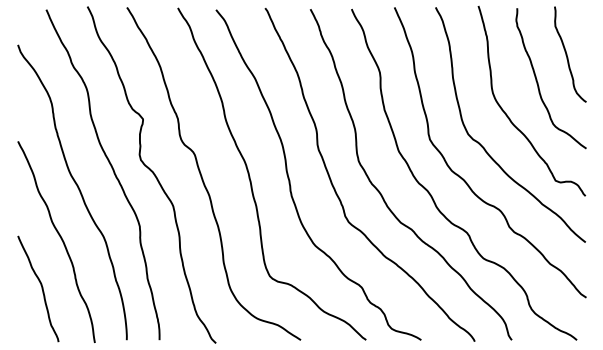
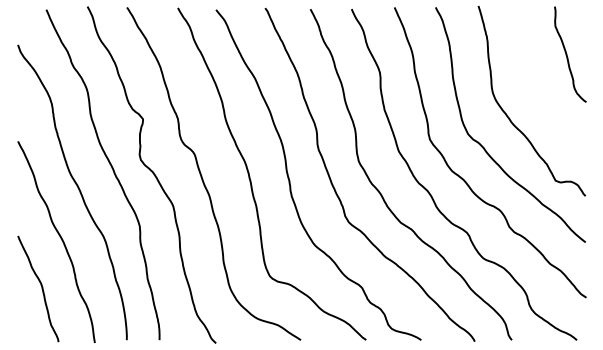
curve: present -> none (538, 82)
